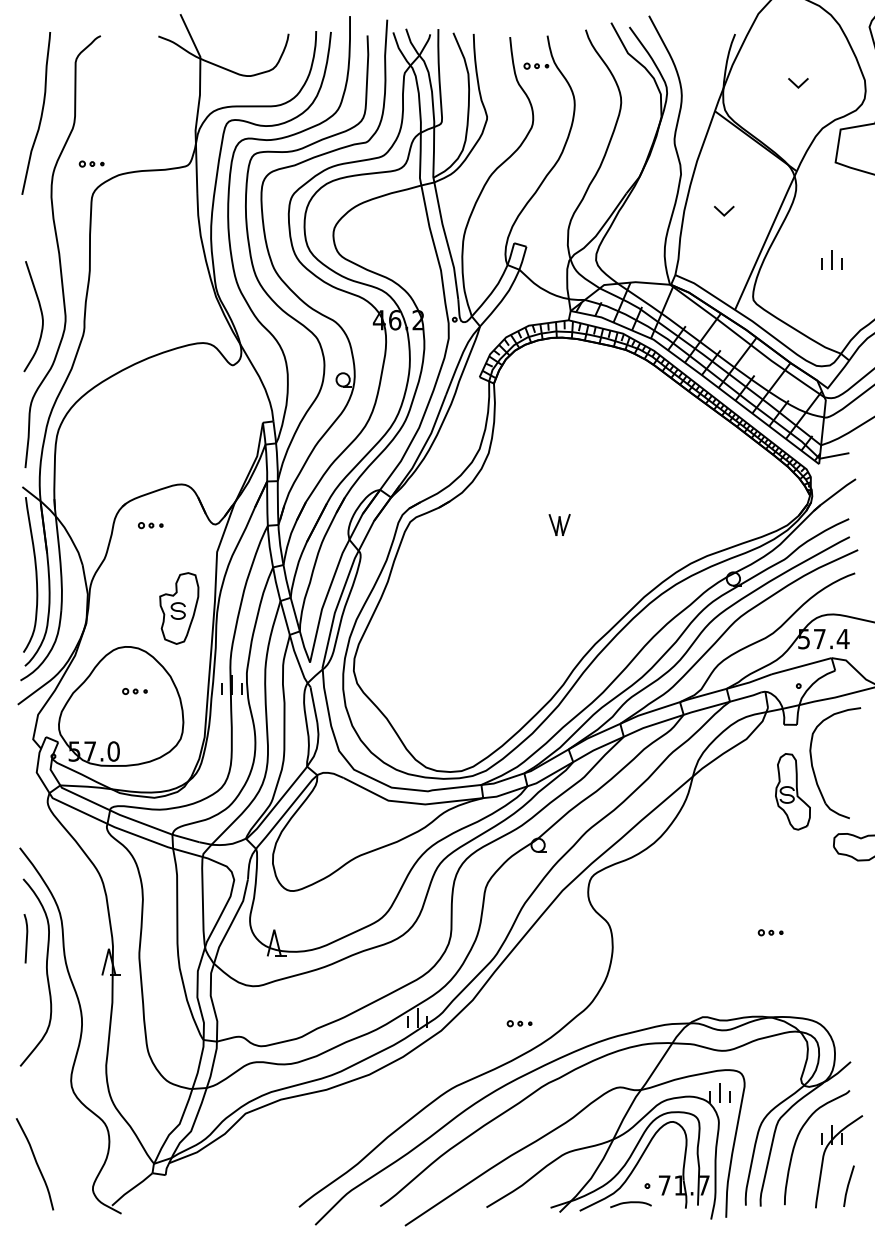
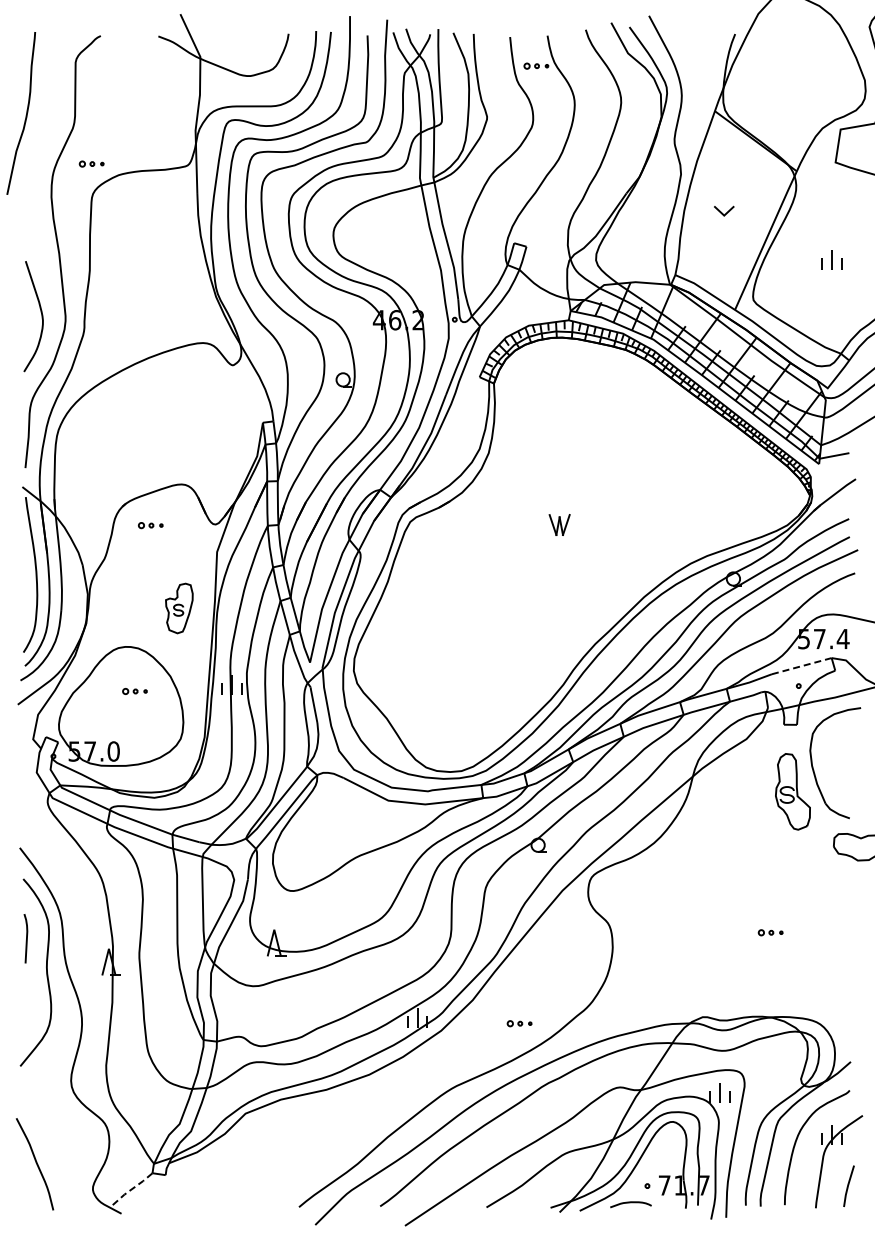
part: present -> none (798, 83)
curve position: (40, 115) -> (25, 115) (25, 115)
part size: 41x73 px -> 29x53 px (179, 608)
line: solid -> dashed (801, 666)
line: solid -> dashed (132, 1189)
